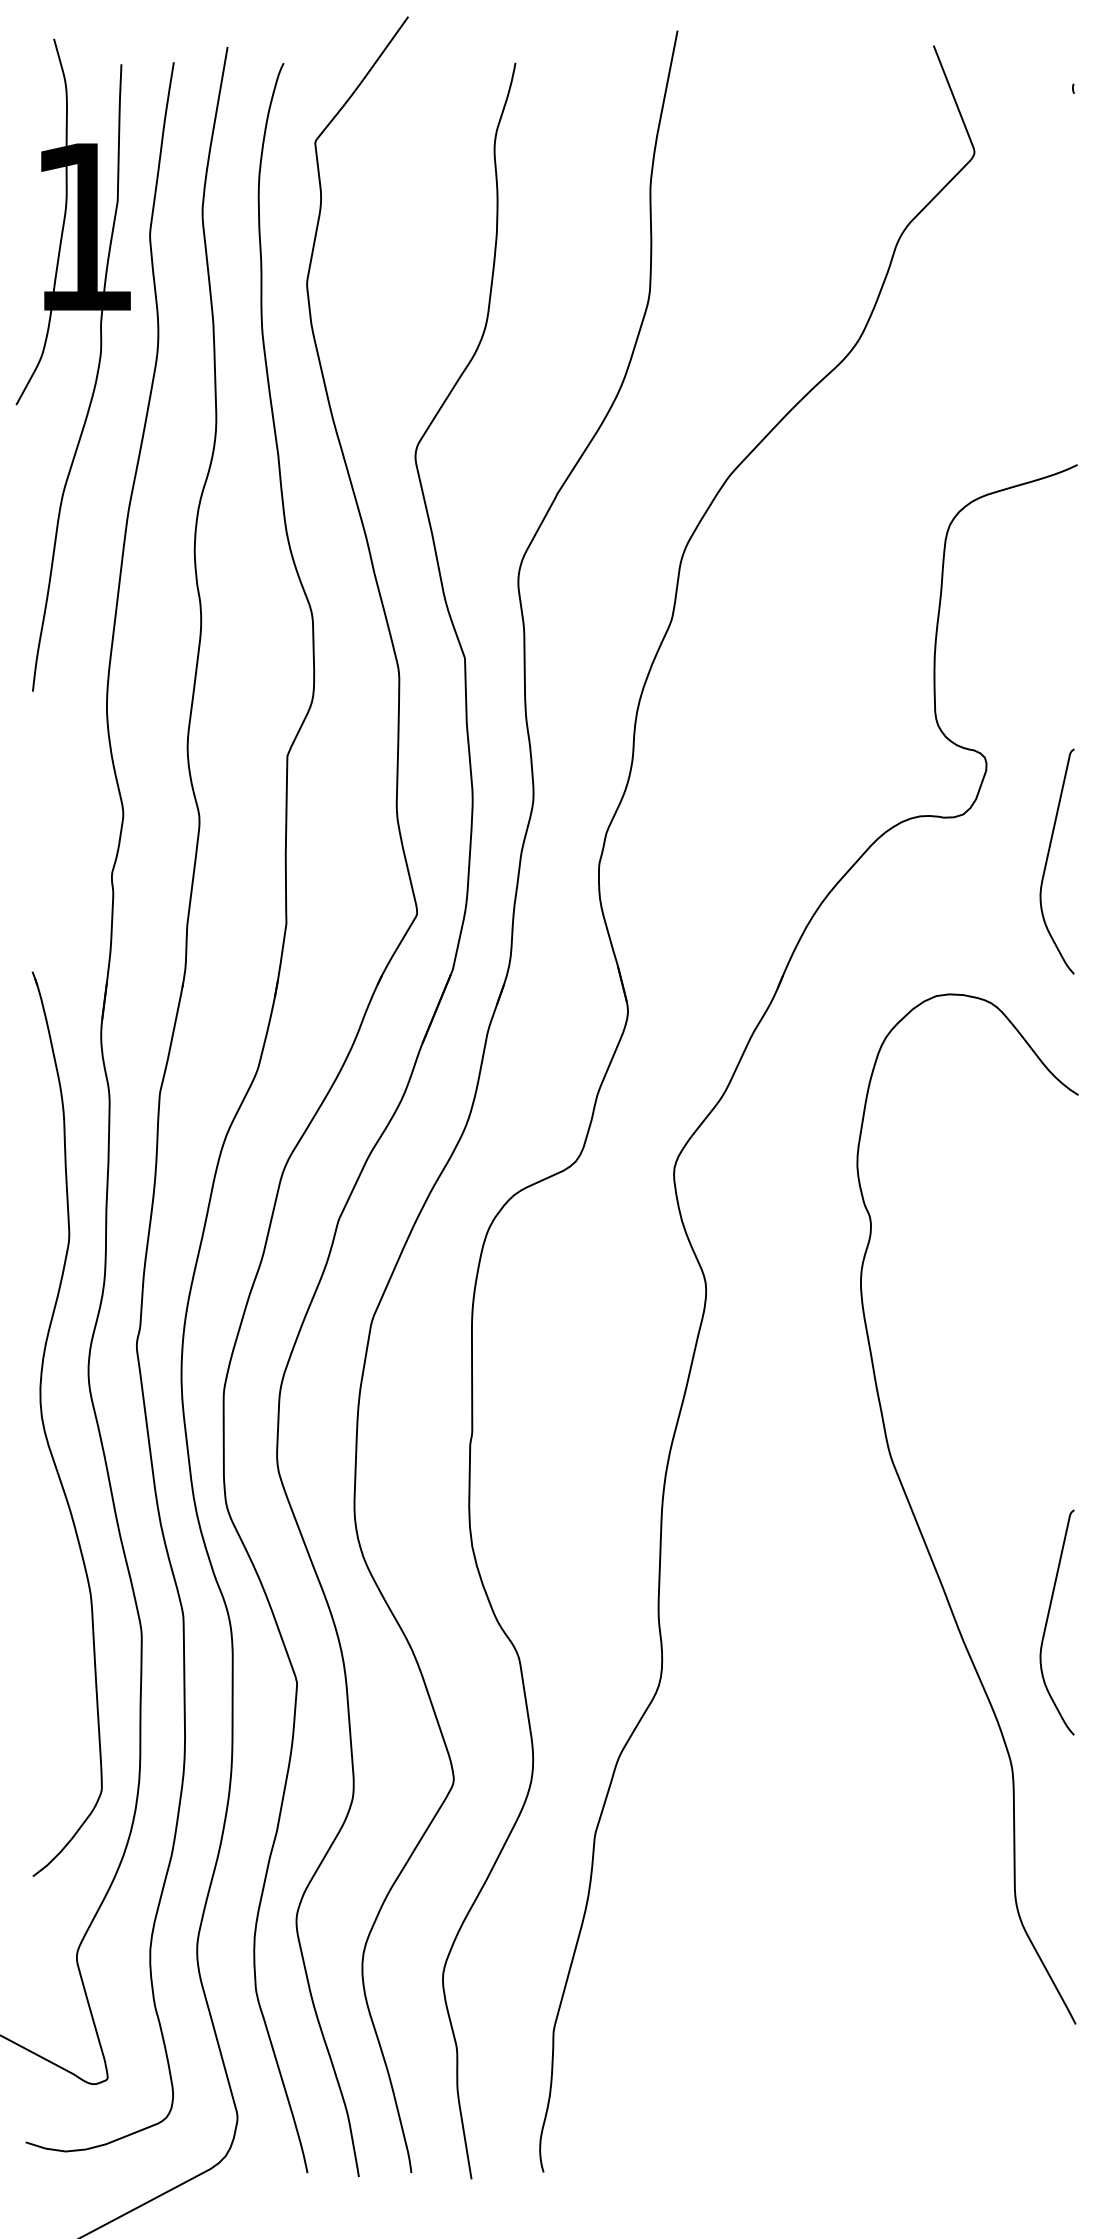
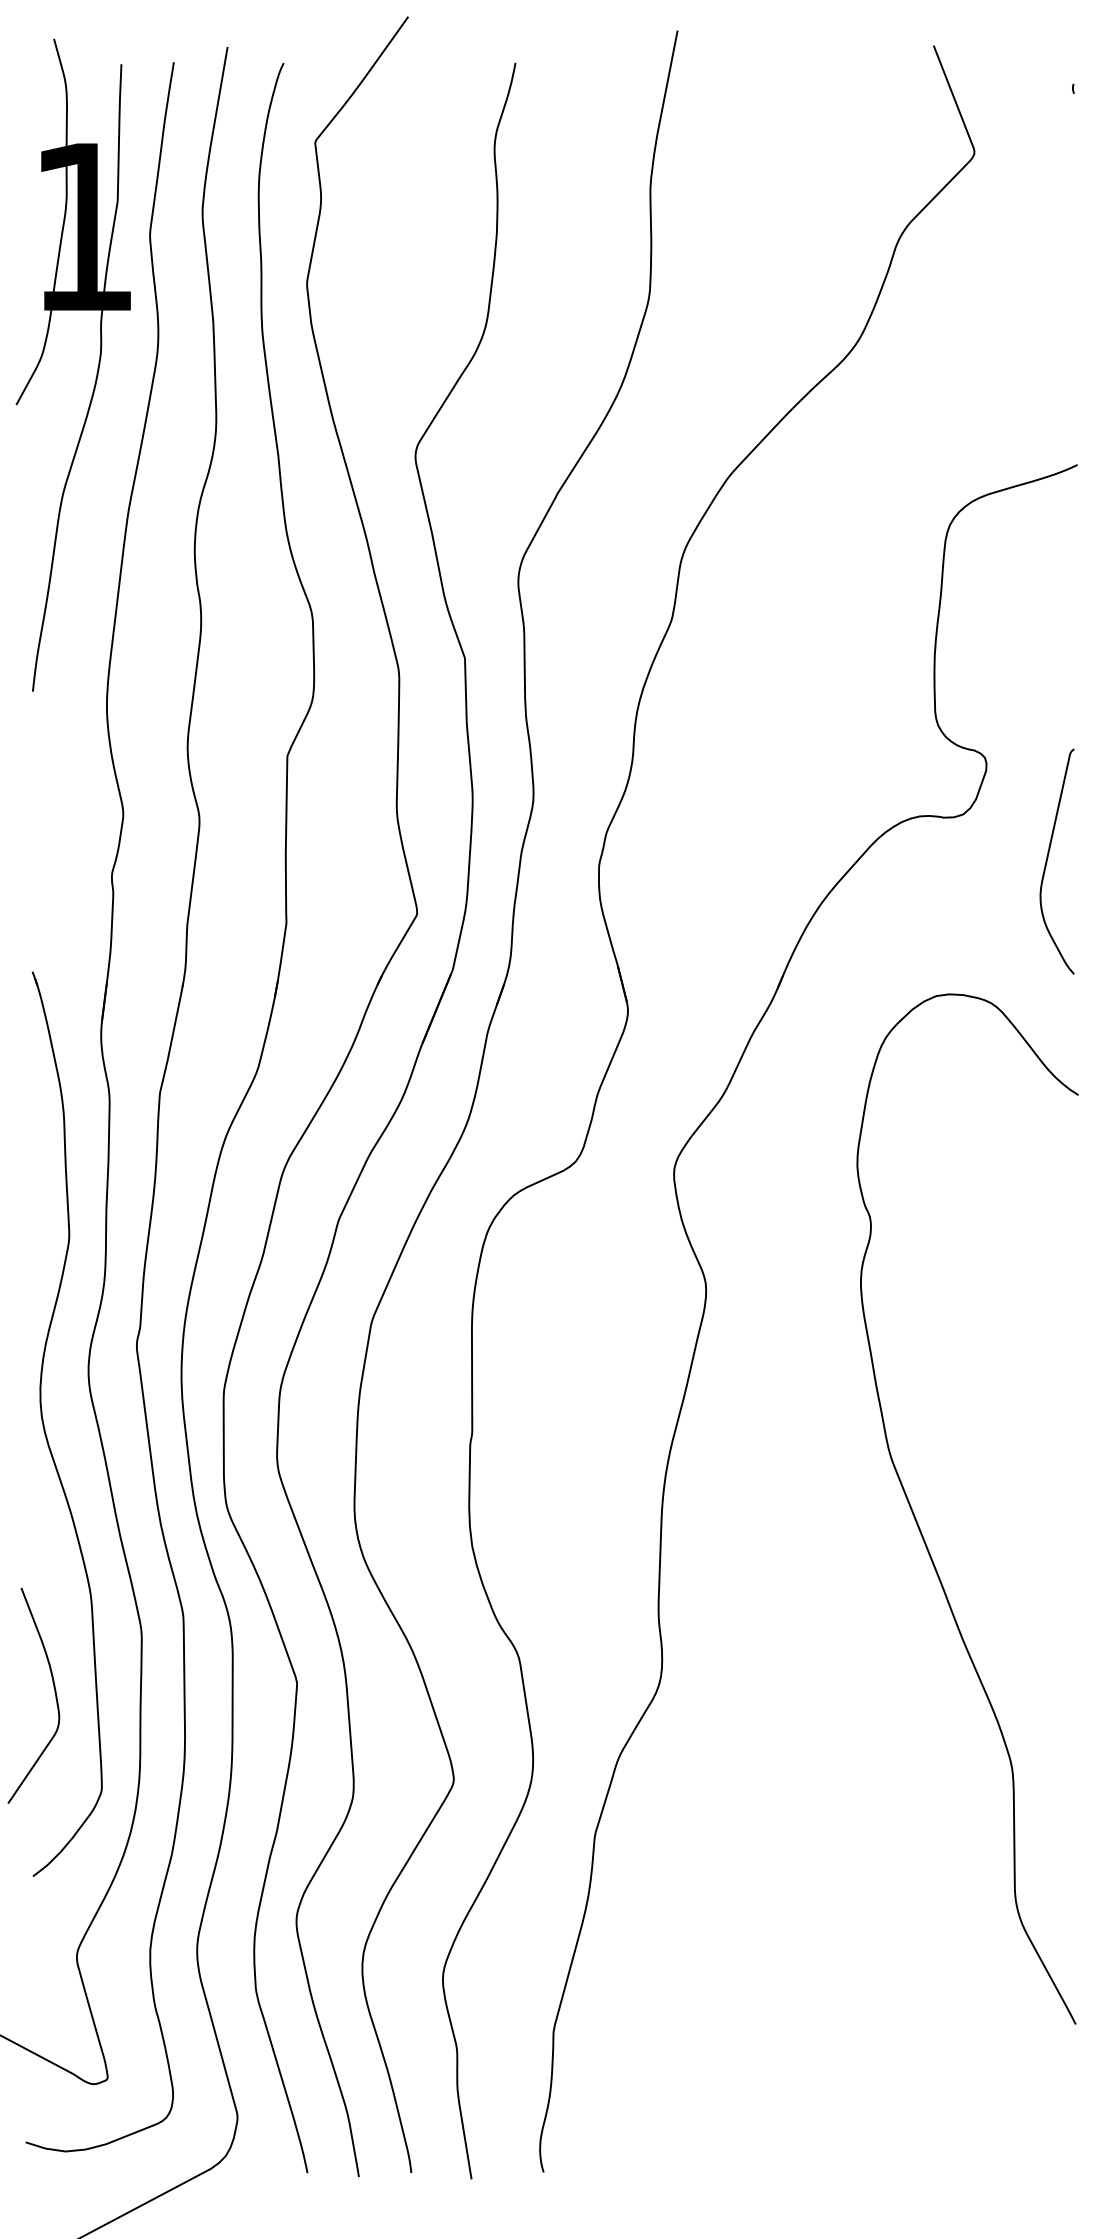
curve: present -> none (1048, 1619)
curve: none -> present (54, 1693)
